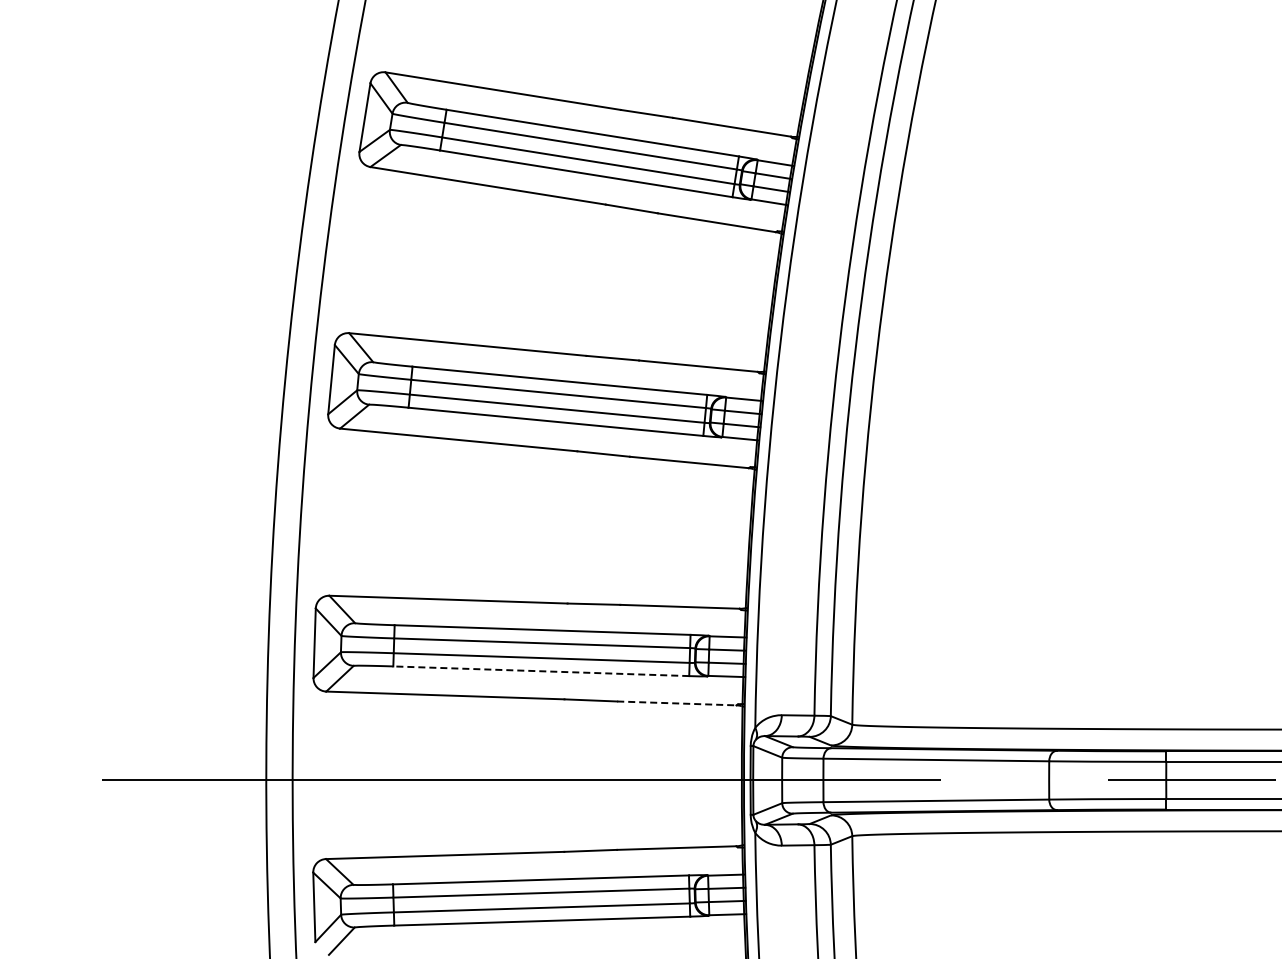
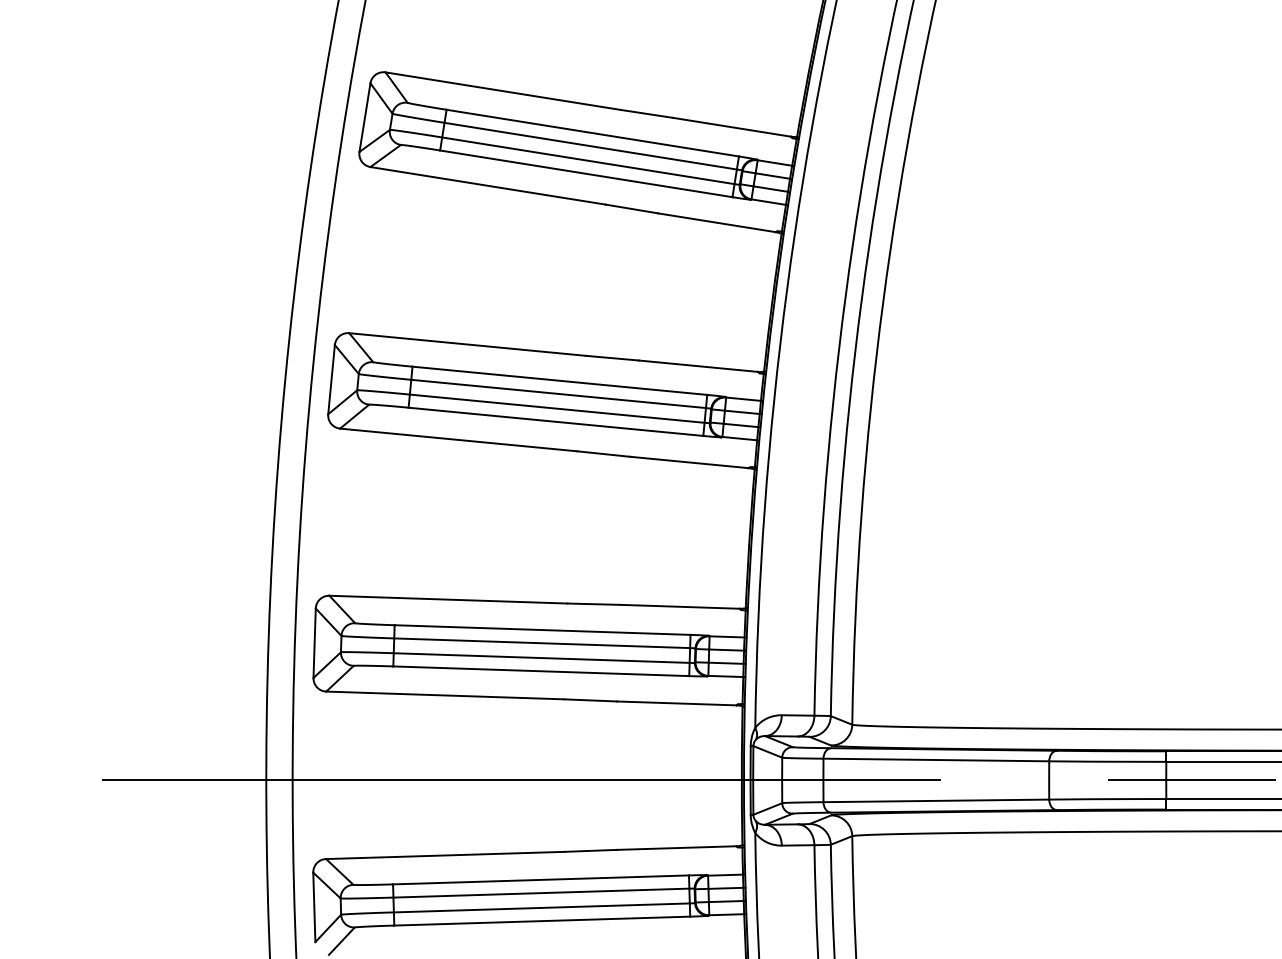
line: dashed -> solid (540, 671)
line: dashed -> solid (676, 703)
